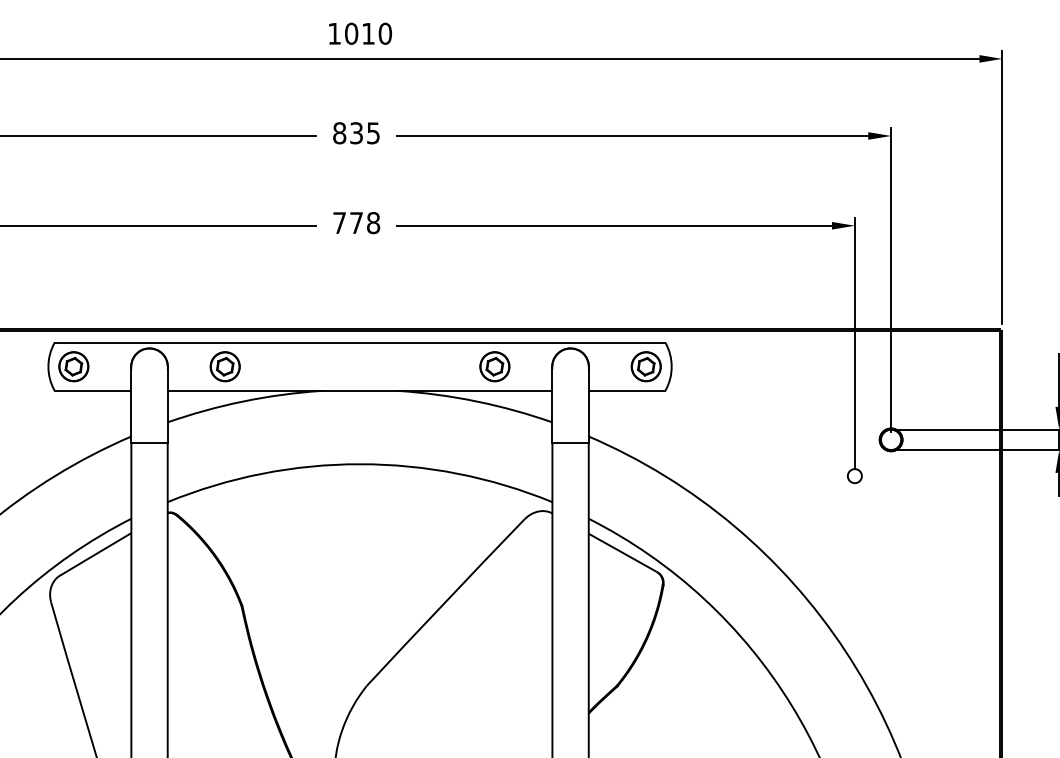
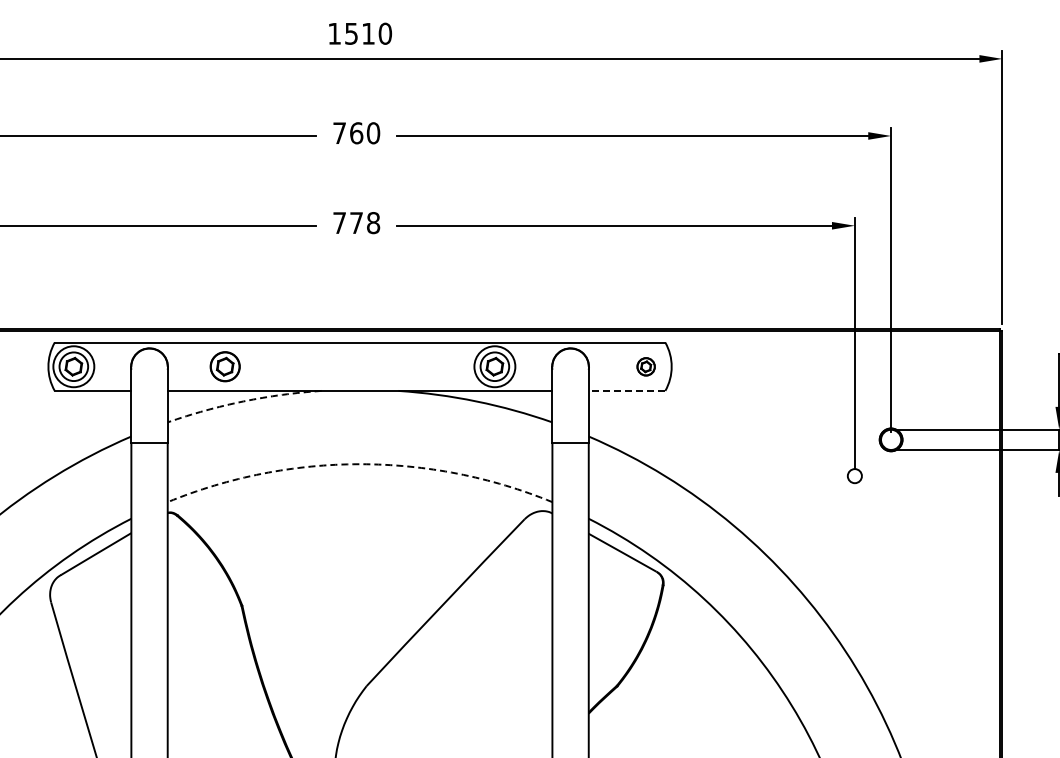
text: 1010 -> 1510 (351, 33)
text: 835 -> 760 (356, 133)
circle diameter: 29 px -> 41 px (73, 366)
circle diameter: 29 px -> 41 px (494, 366)
part size: 32x32 px -> 20x20 px (645, 366)
line: solid -> dashed (626, 390)
arc: solid -> dashed (243, 401)
arc: solid -> dashed (360, 464)
